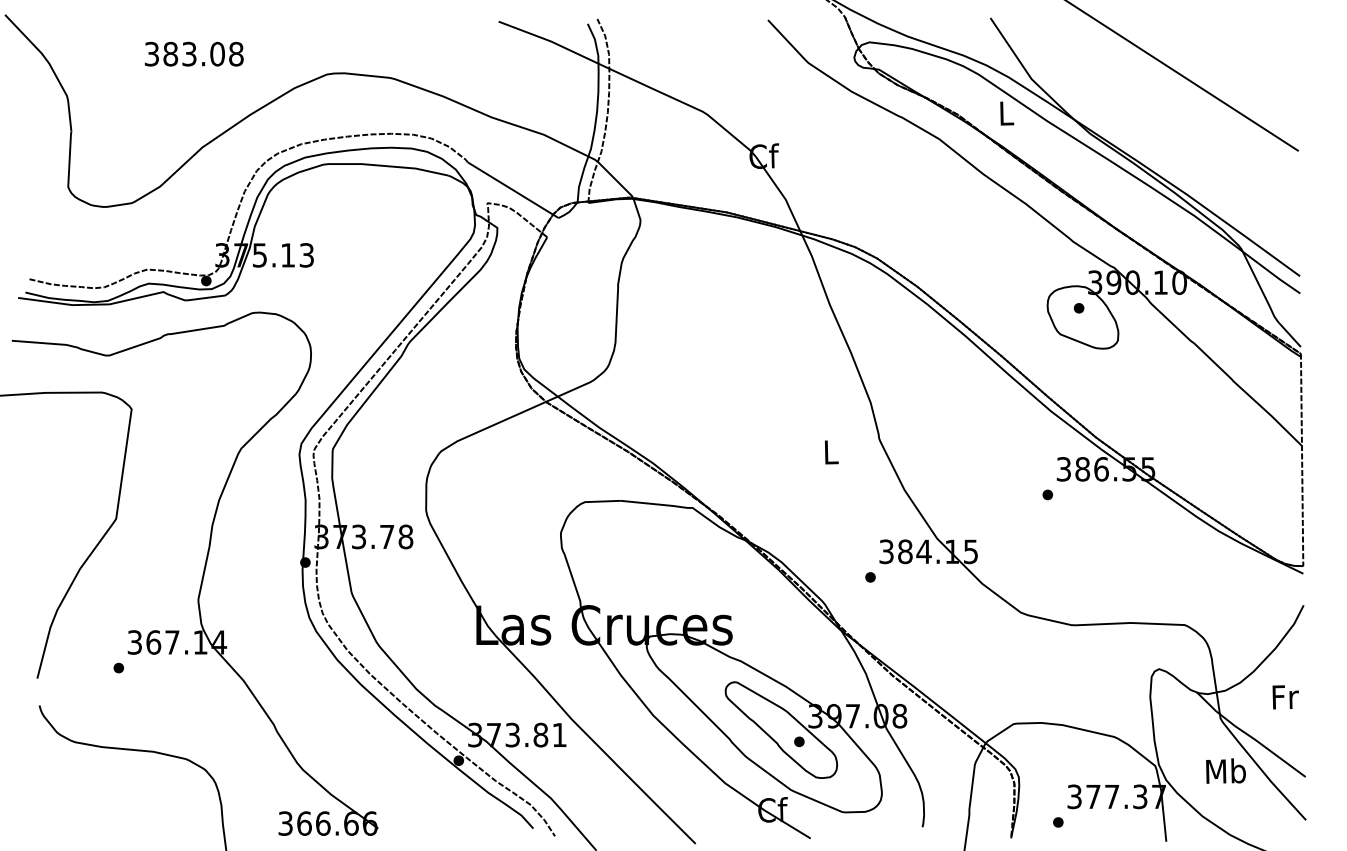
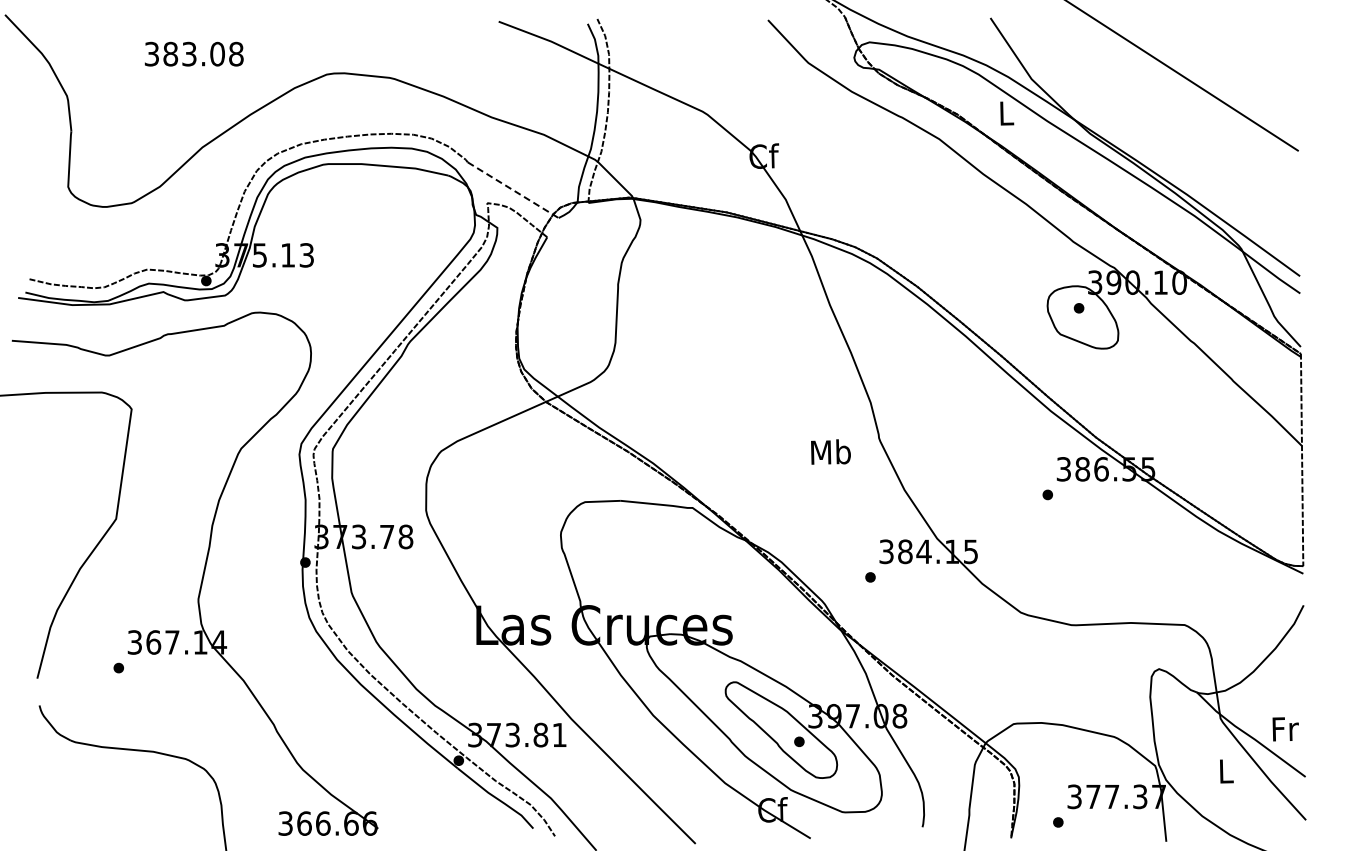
line: solid -> dashed (513, 190)
text: L -> Mb (830, 451)
text position: (1285, 697) -> (1285, 729) (1285, 729)
text: Mb -> L (1225, 770)
